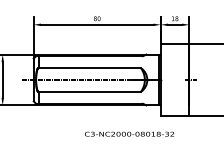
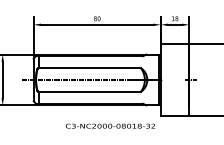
text position: (129, 133) -> (110, 125) (110, 125)
